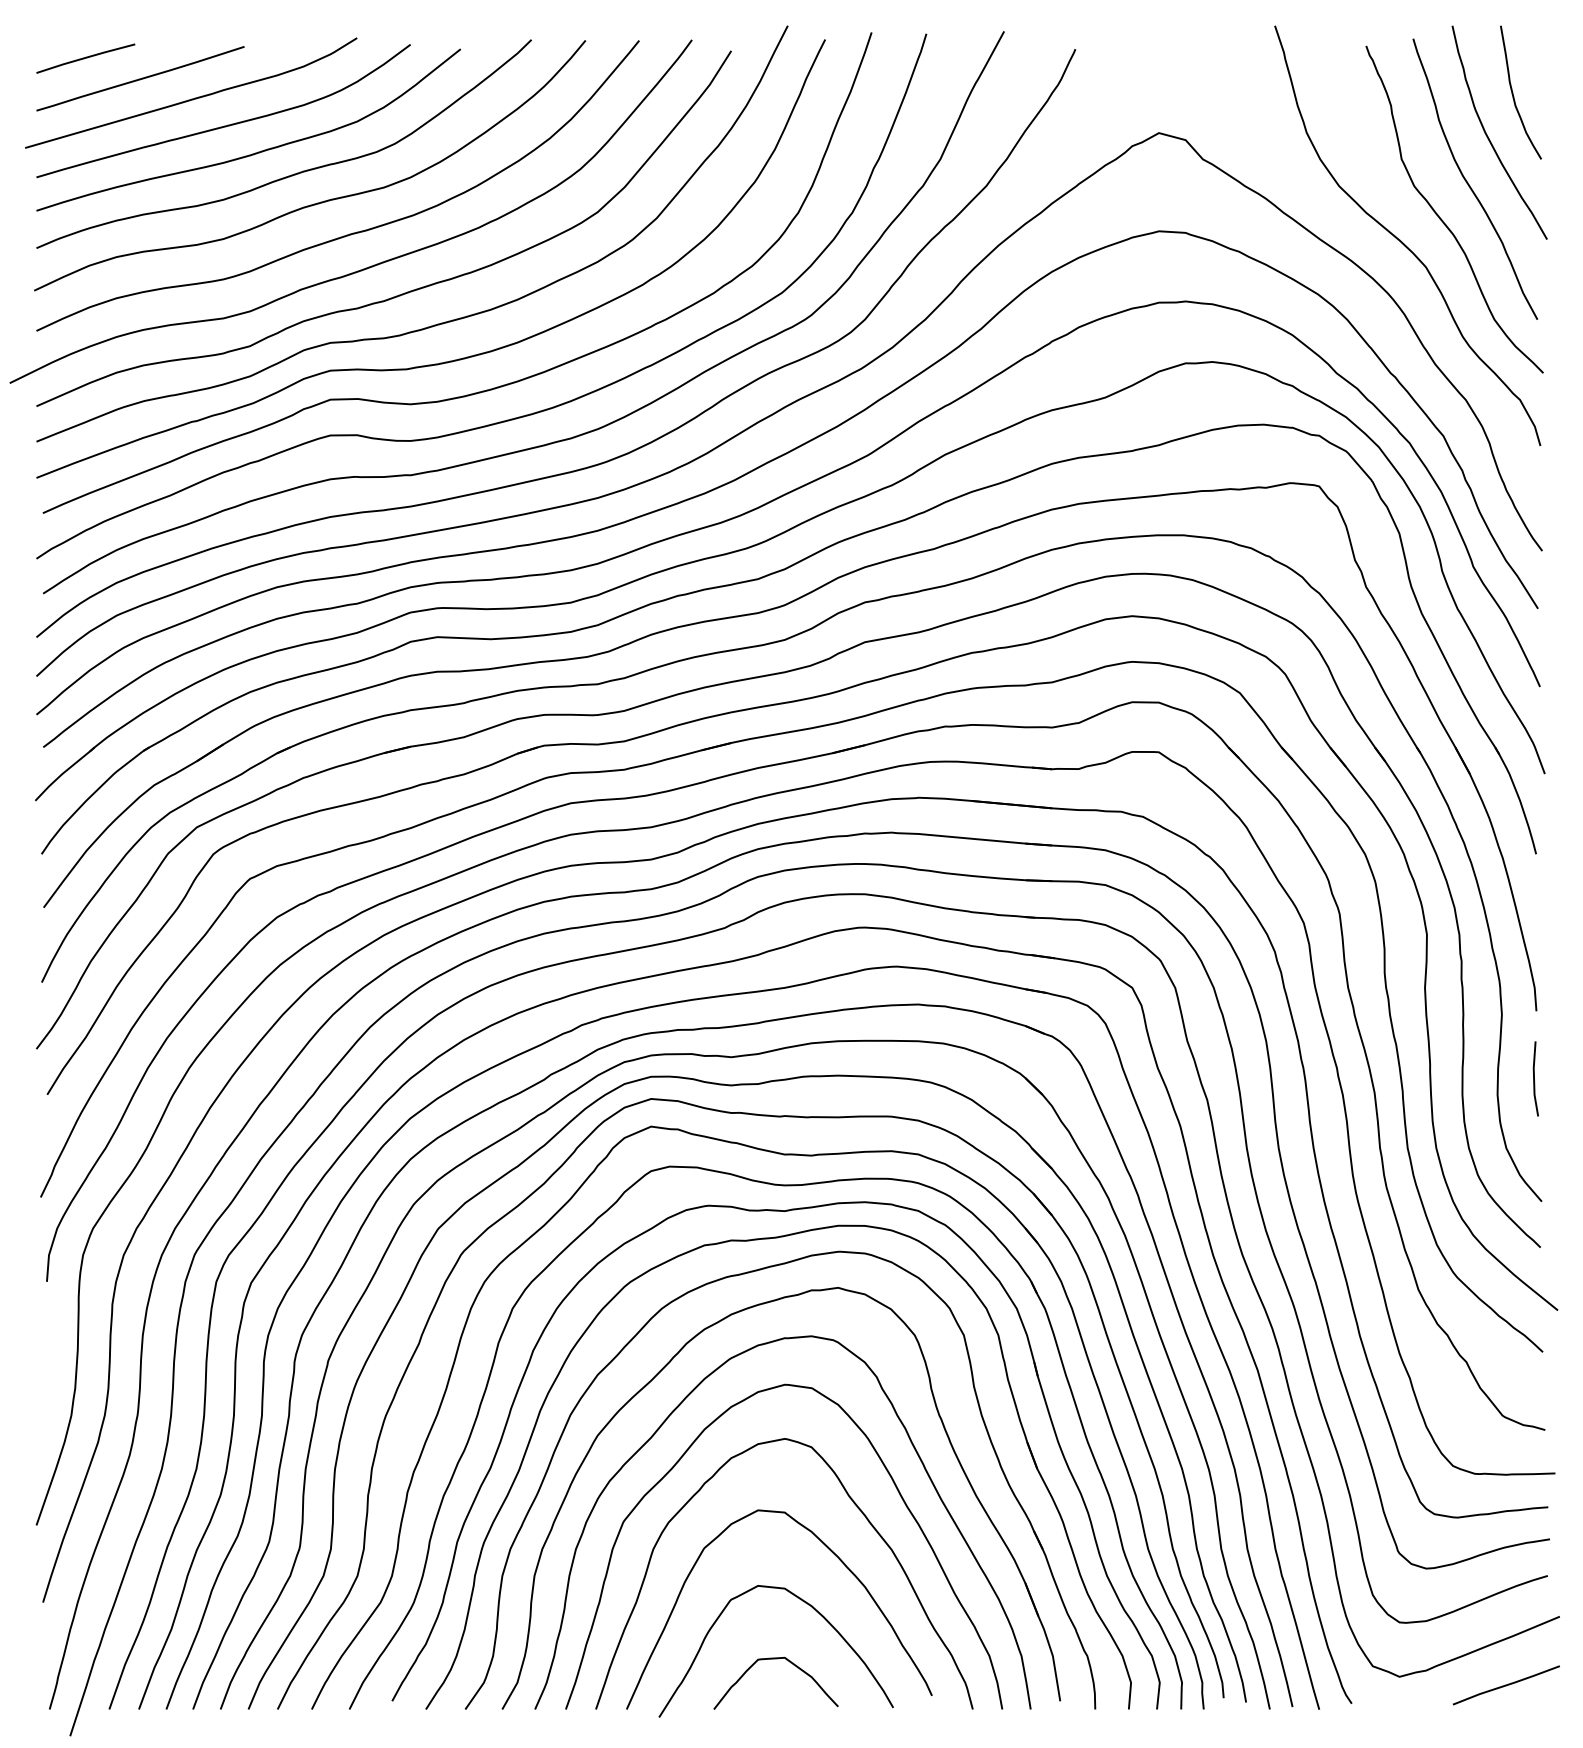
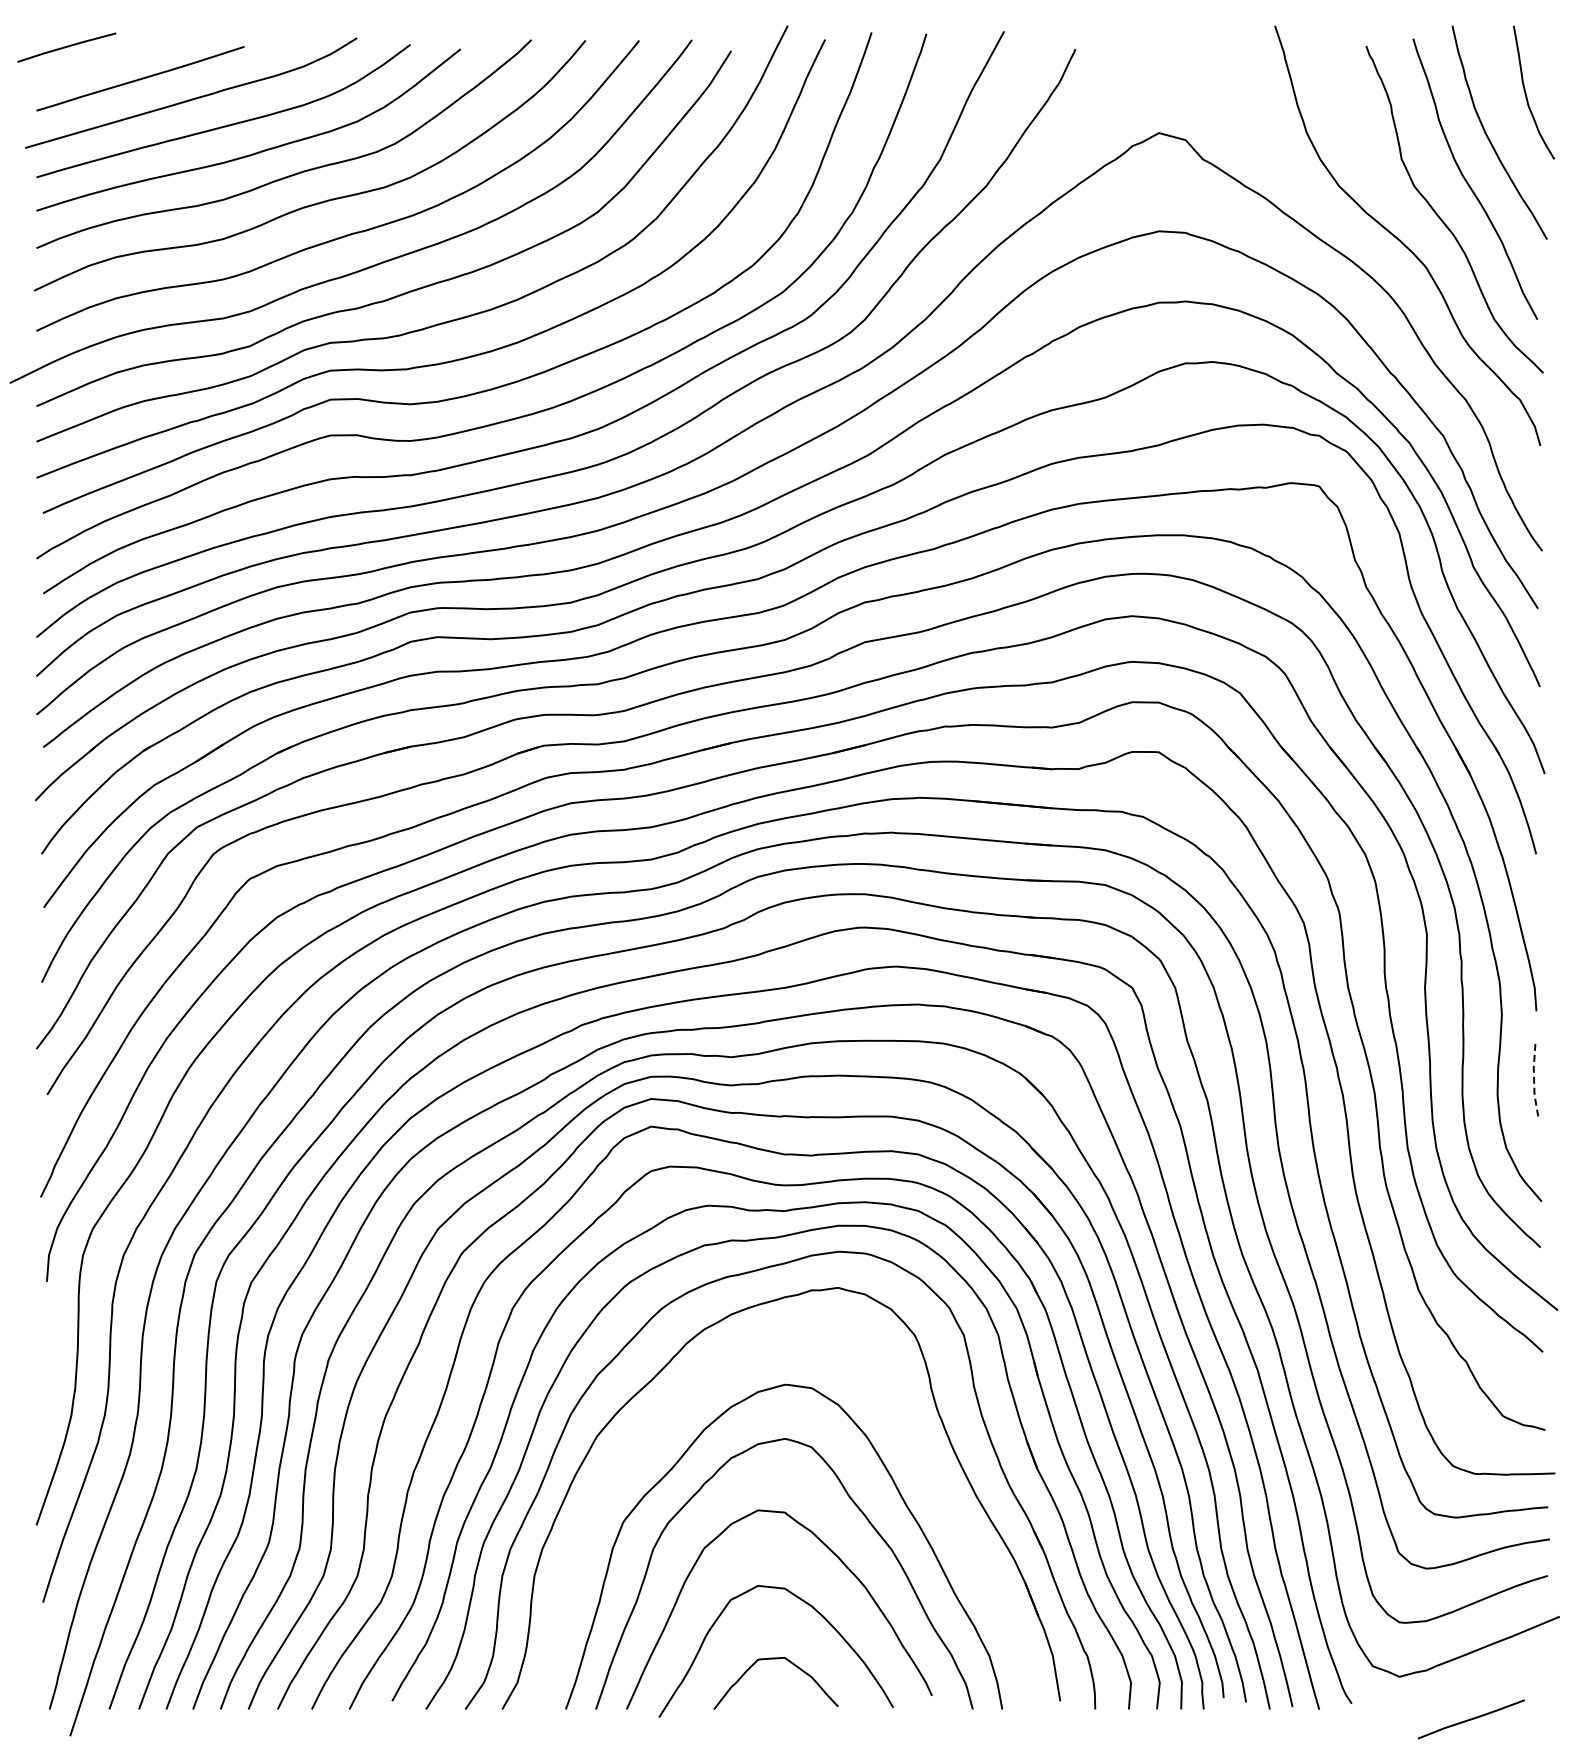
line position: (85, 58) -> (66, 47) (66, 47)
curve position: (1513, 92) -> (1526, 92) (1526, 92)
line: solid -> dashed (1534, 1078)
curve: present -> none (913, 1448)
line position: (1506, 1685) -> (1471, 1719) (1471, 1719)
